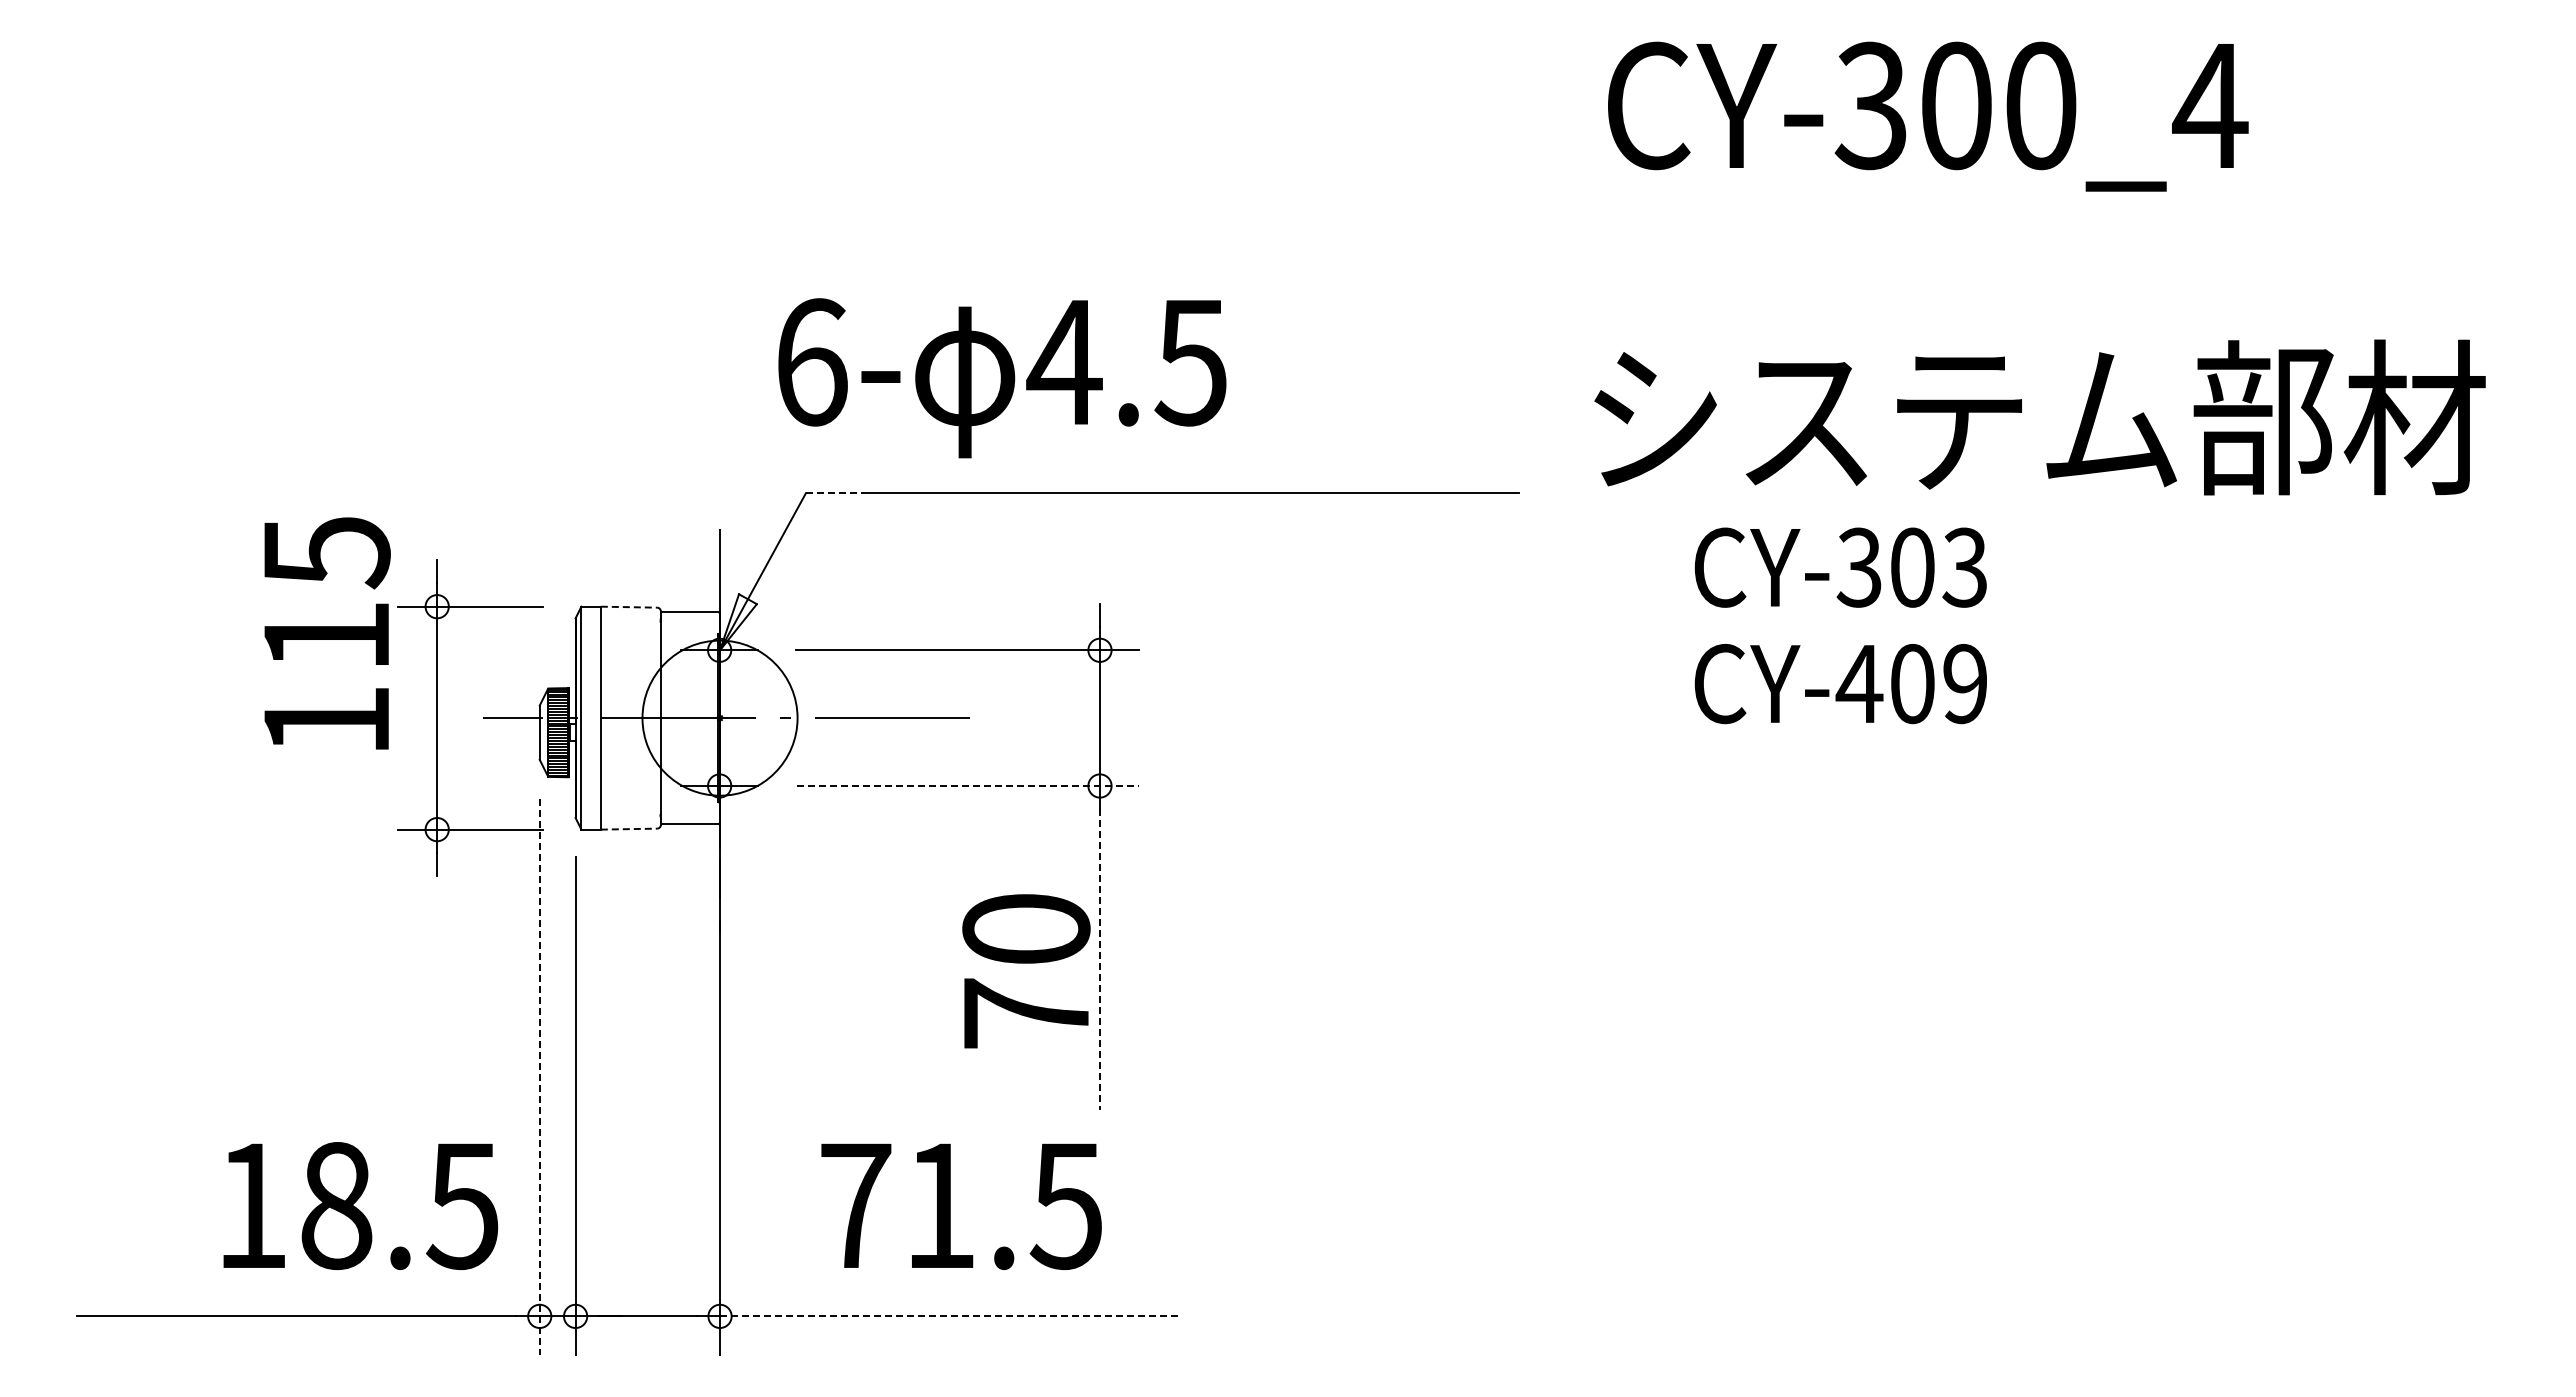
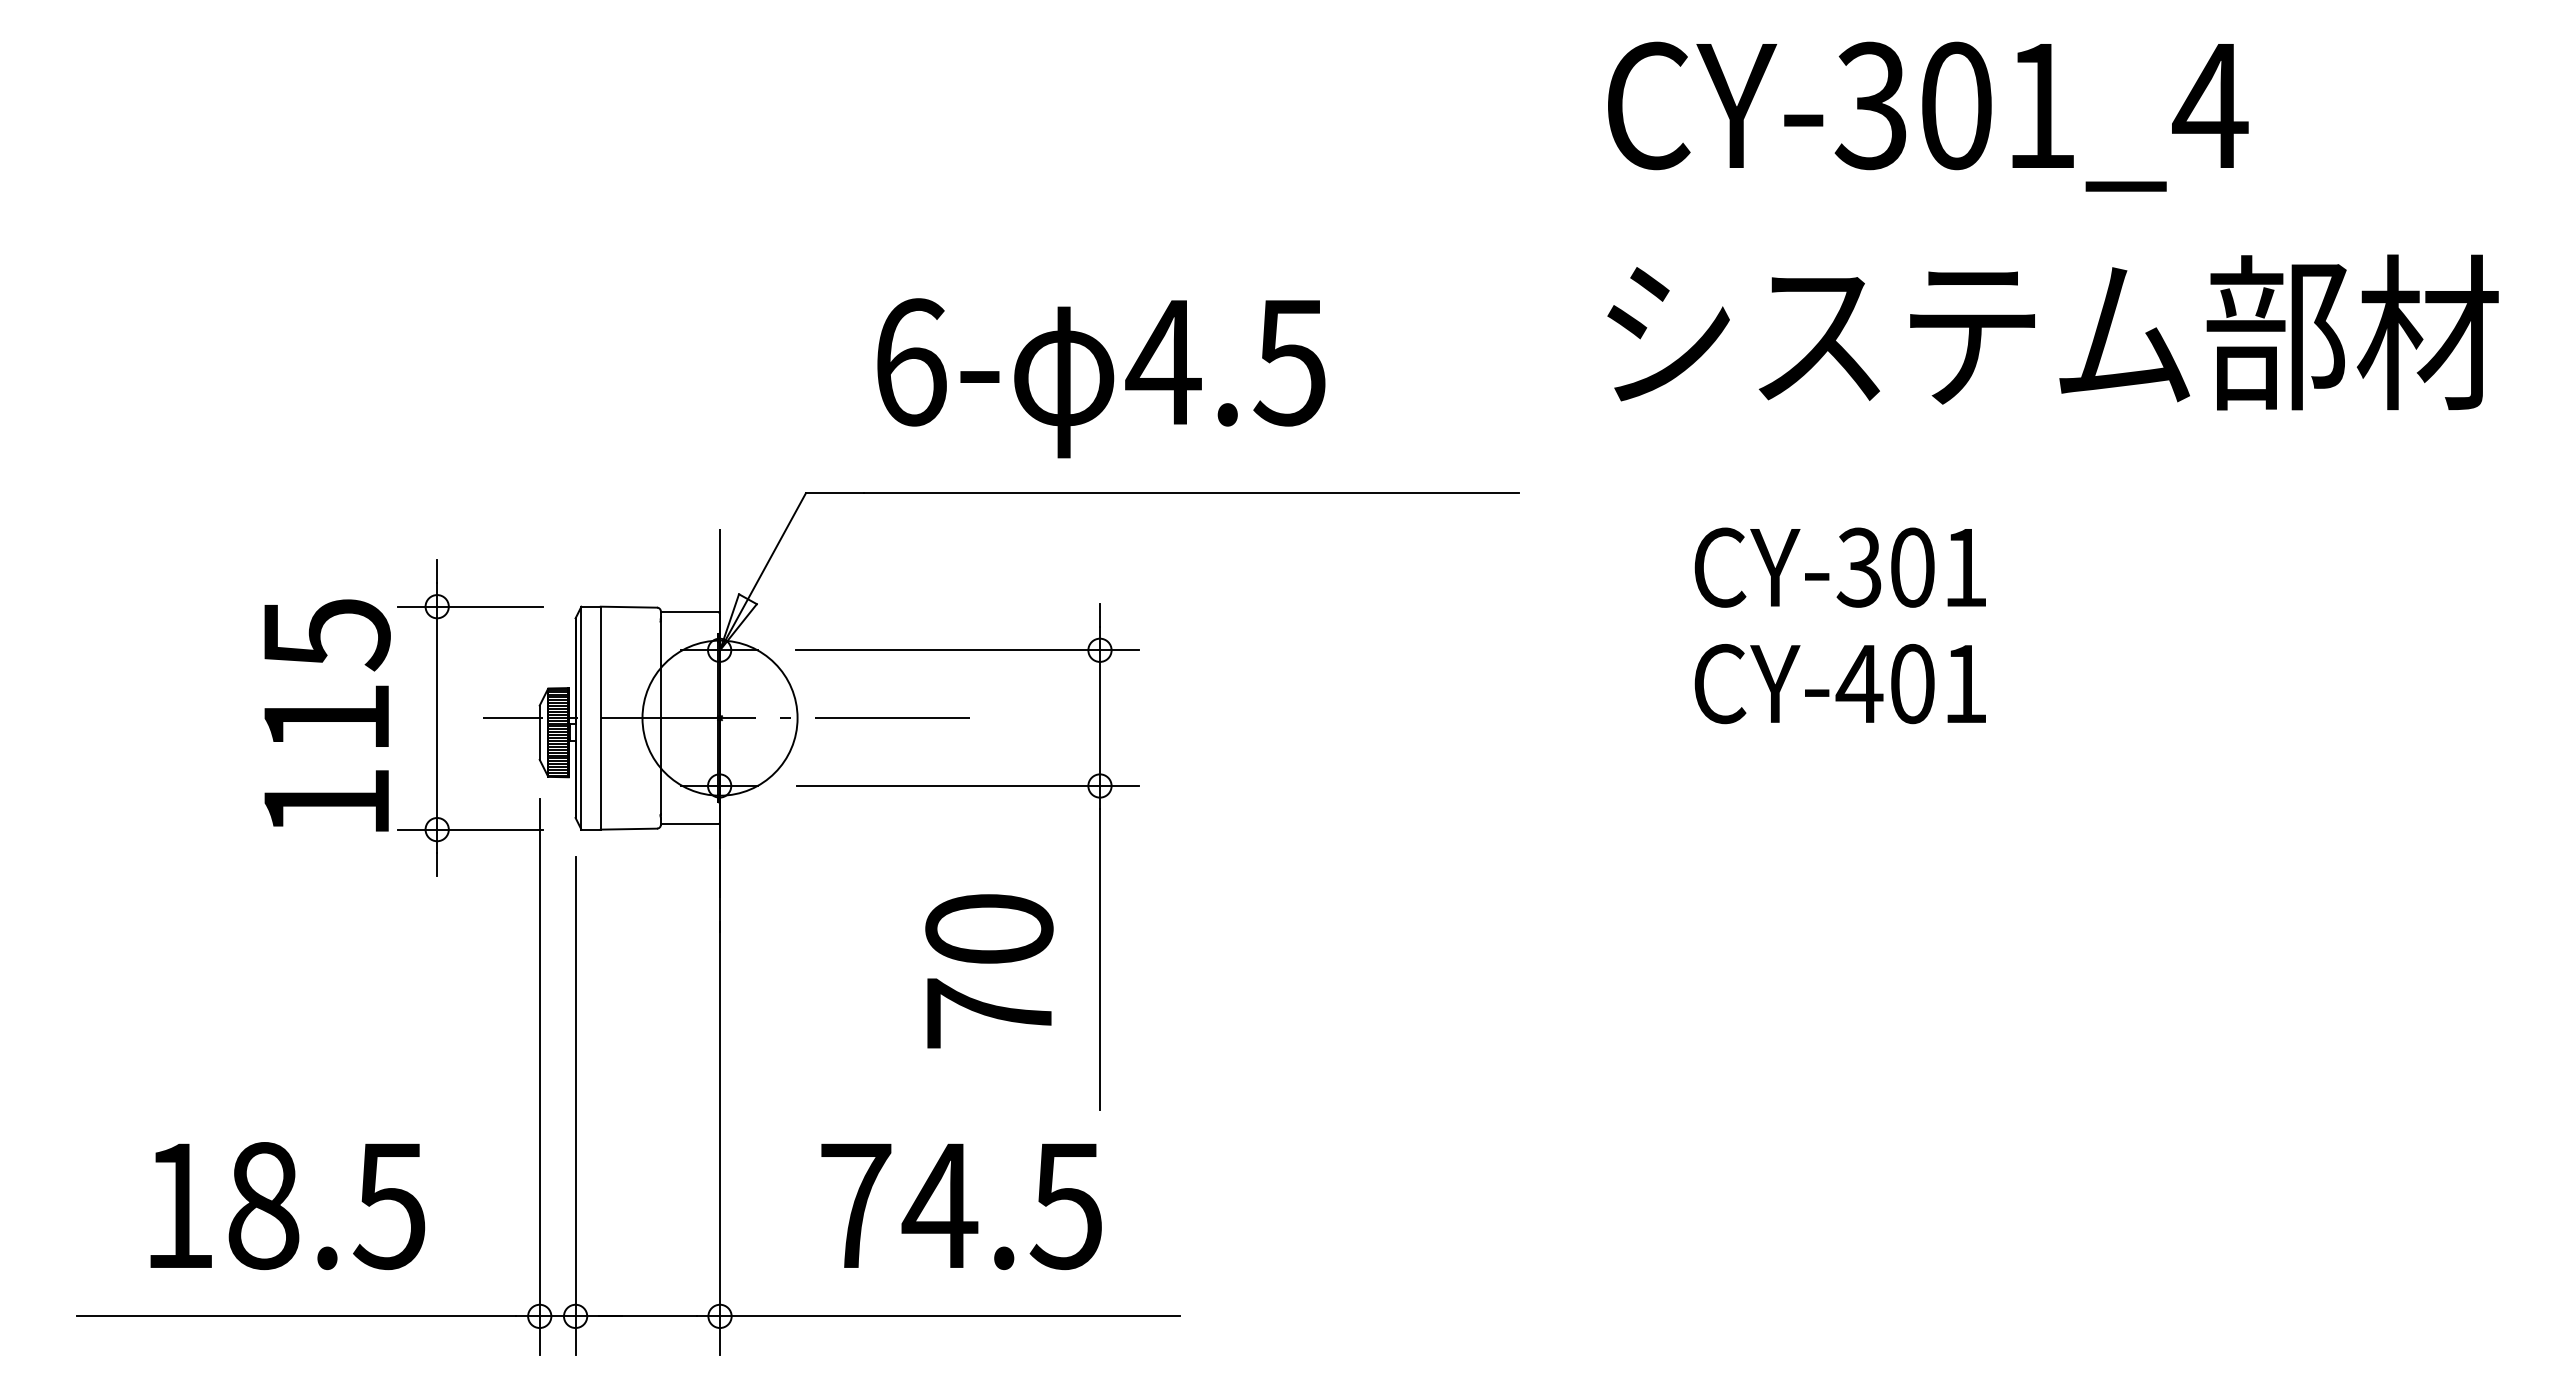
text: CY-300_4 -> CY-301_4 (2041, 105)
text position: (1002, 378) -> (1101, 378) (1101, 378)
text position: (2039, 417) -> (2052, 332) (2052, 332)
line: dashed -> solid (835, 493)
text: CY-303 -> CY-301 (1964, 567)
line: dashed -> solid (629, 607)
text position: (327, 633) -> (327, 715) (327, 715)
text: CY-409 -> CY-401 (1964, 684)
line: dashed -> solid (967, 786)
line: dashed -> solid (629, 829)
line: dashed -> solid (1099, 959)
text position: (1026, 971) -> (989, 971) (989, 971)
line: dashed -> solid (539, 1077)
text: 71.5 -> 74.5 (939, 1205)
text position: (360, 1206) -> (287, 1206) (287, 1206)
line: dashed -> solid (950, 1316)
